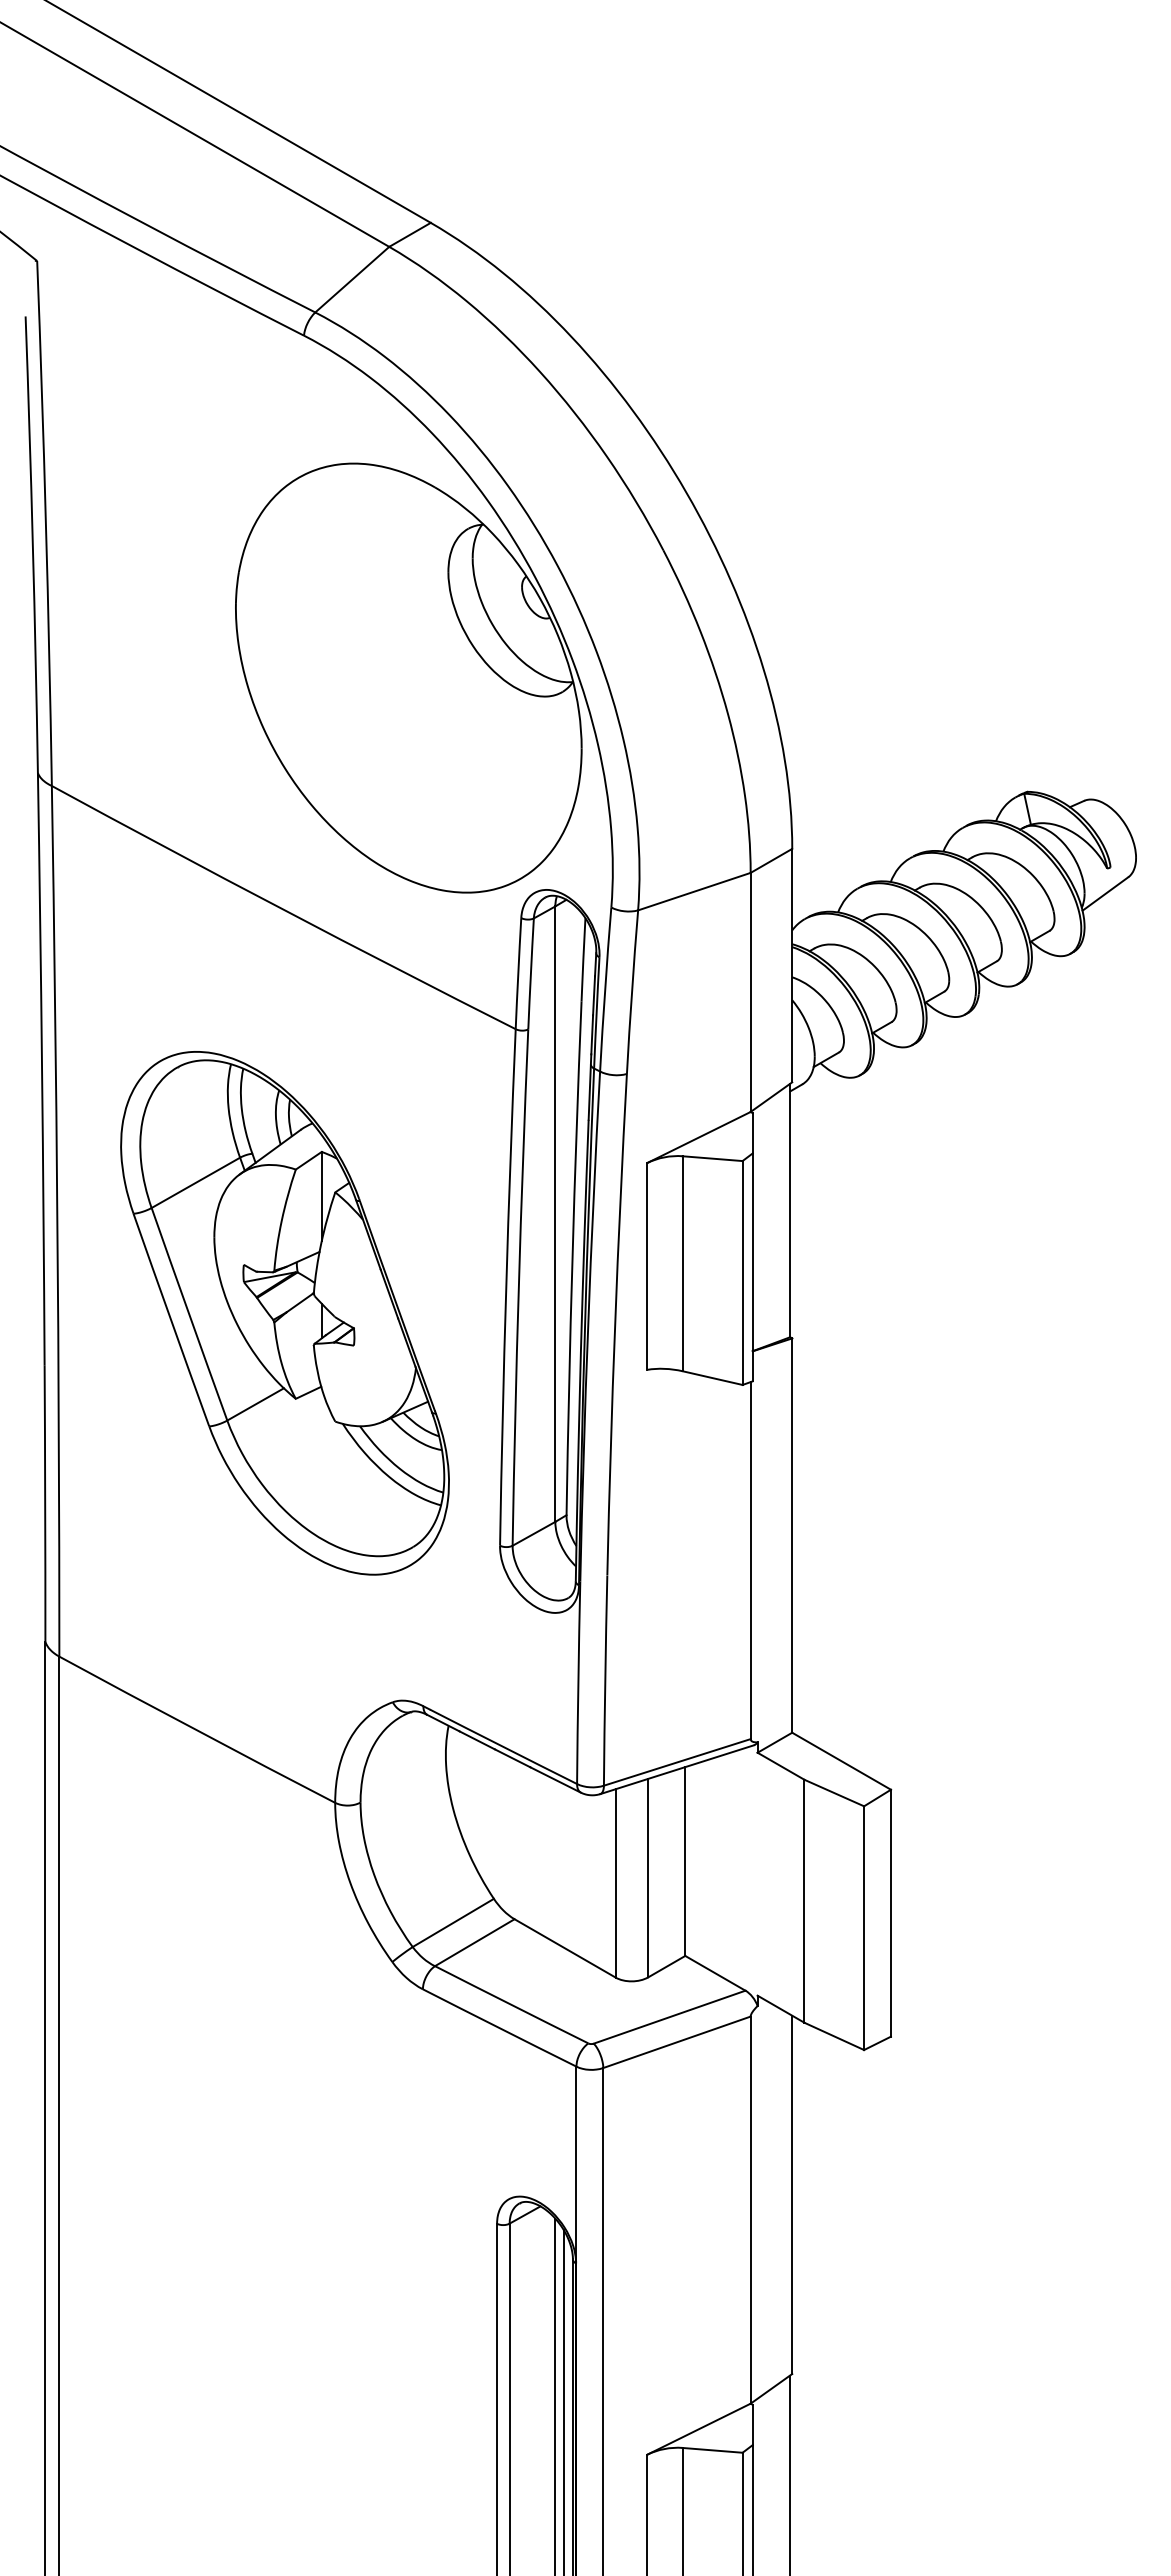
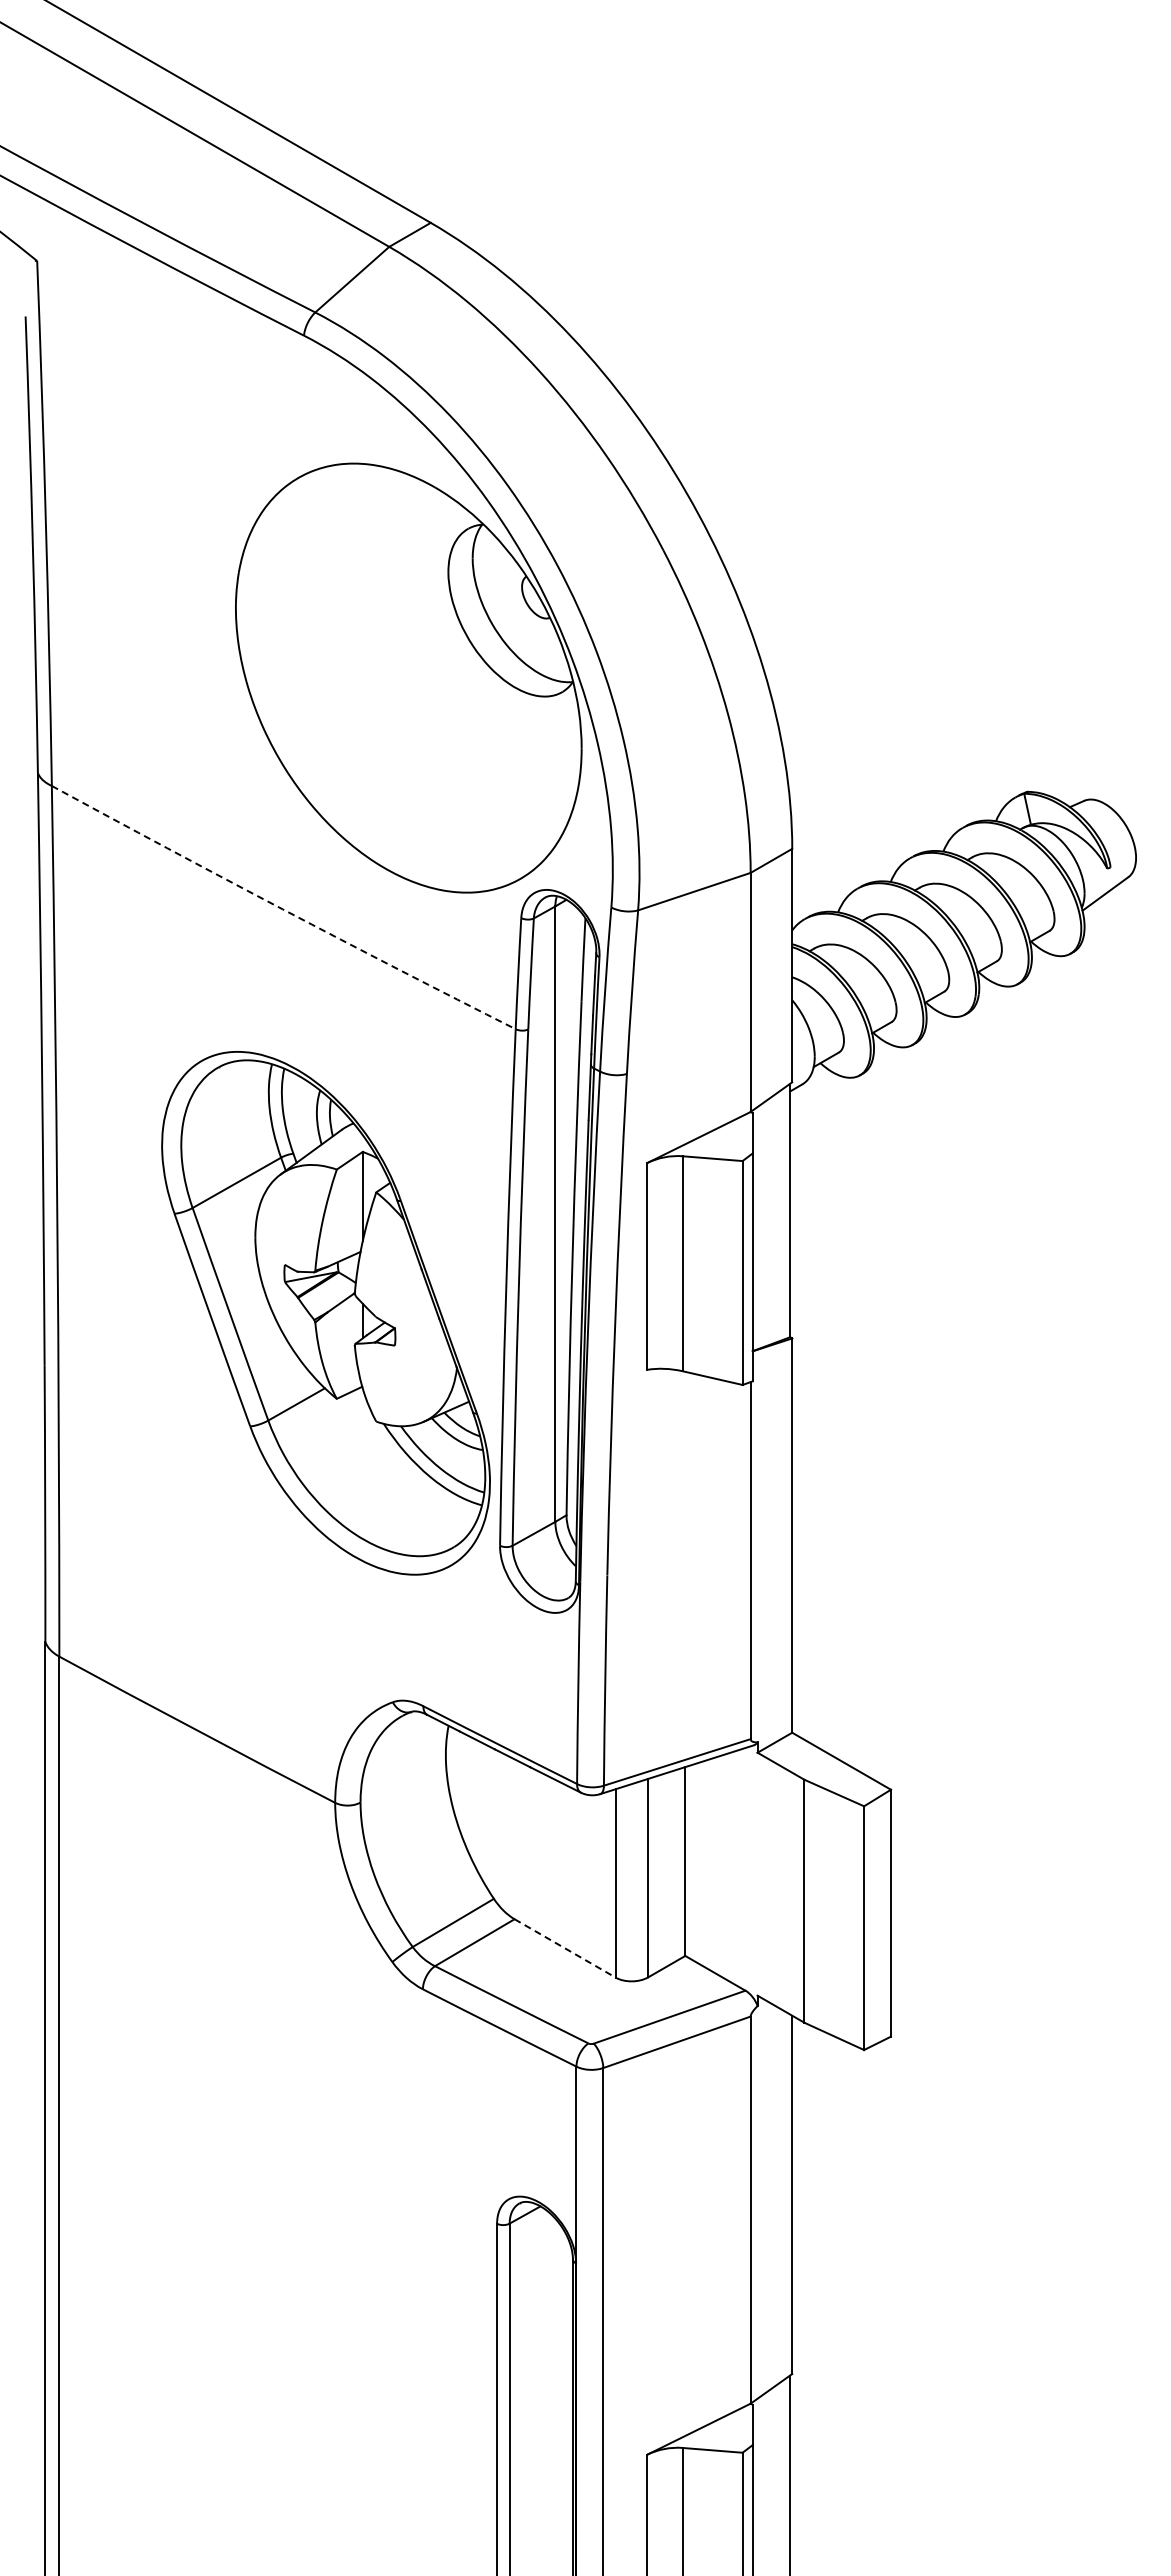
arc: solid -> dashed (282, 909)
part position: (284, 1313) -> (325, 1313) (325, 1313)
line: solid -> dashed (565, 1948)
line: present -> none (555, 2395)
line: present -> none (563, 2400)
